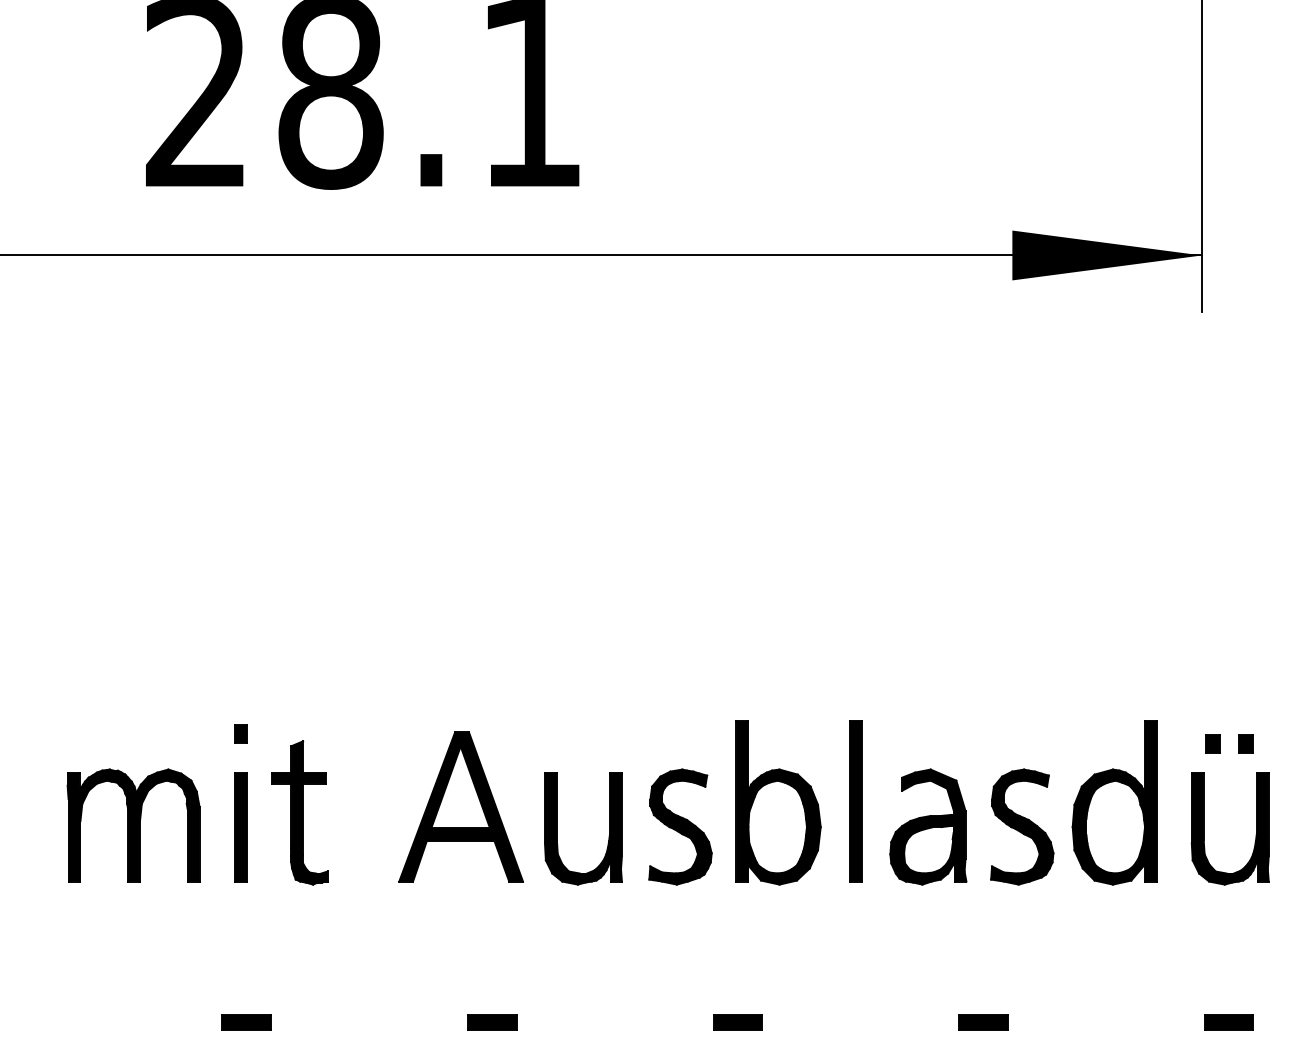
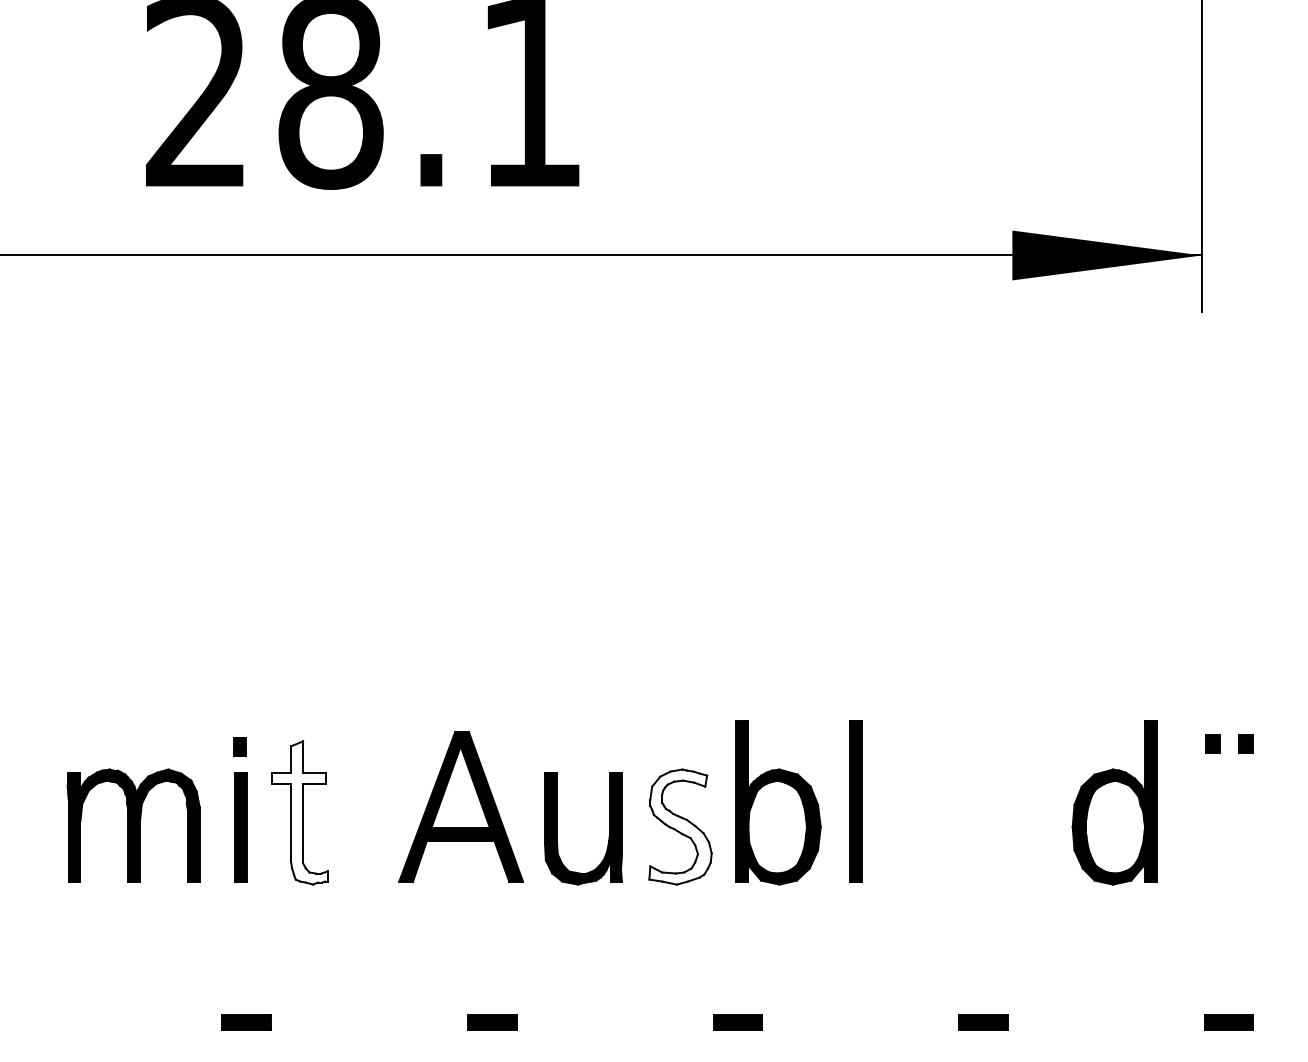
part position: (240, 733) -> (239, 746) (239, 746)
fill: present -> none (299, 812)
fill: present -> none (680, 826)
part: present -> none (928, 826)
part: present -> none (1022, 826)
part: present -> none (1204, 828)
